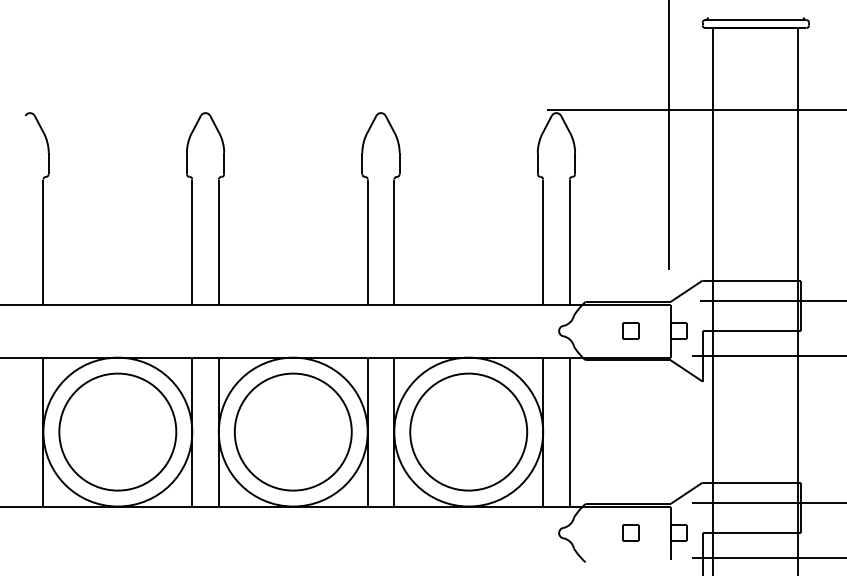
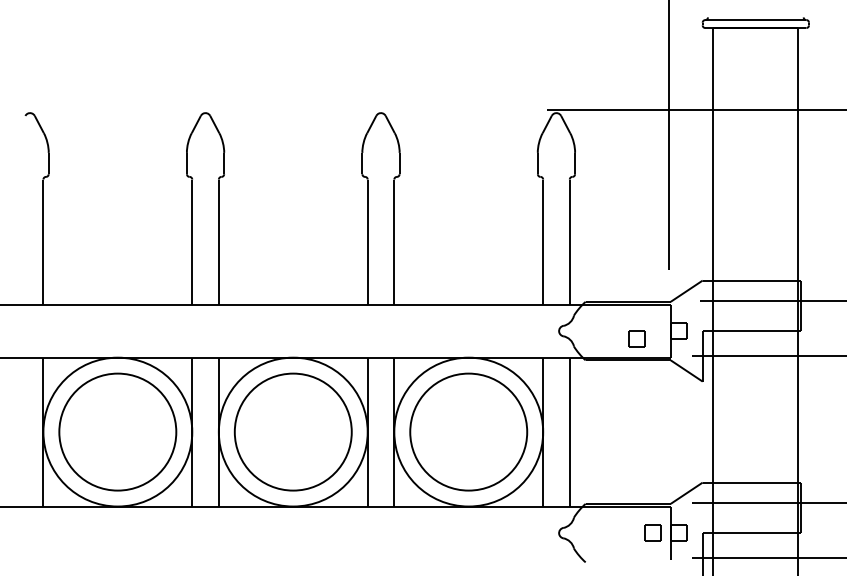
part position: (630, 330) -> (636, 338) (636, 338)
part position: (630, 532) -> (652, 532) (652, 532)
